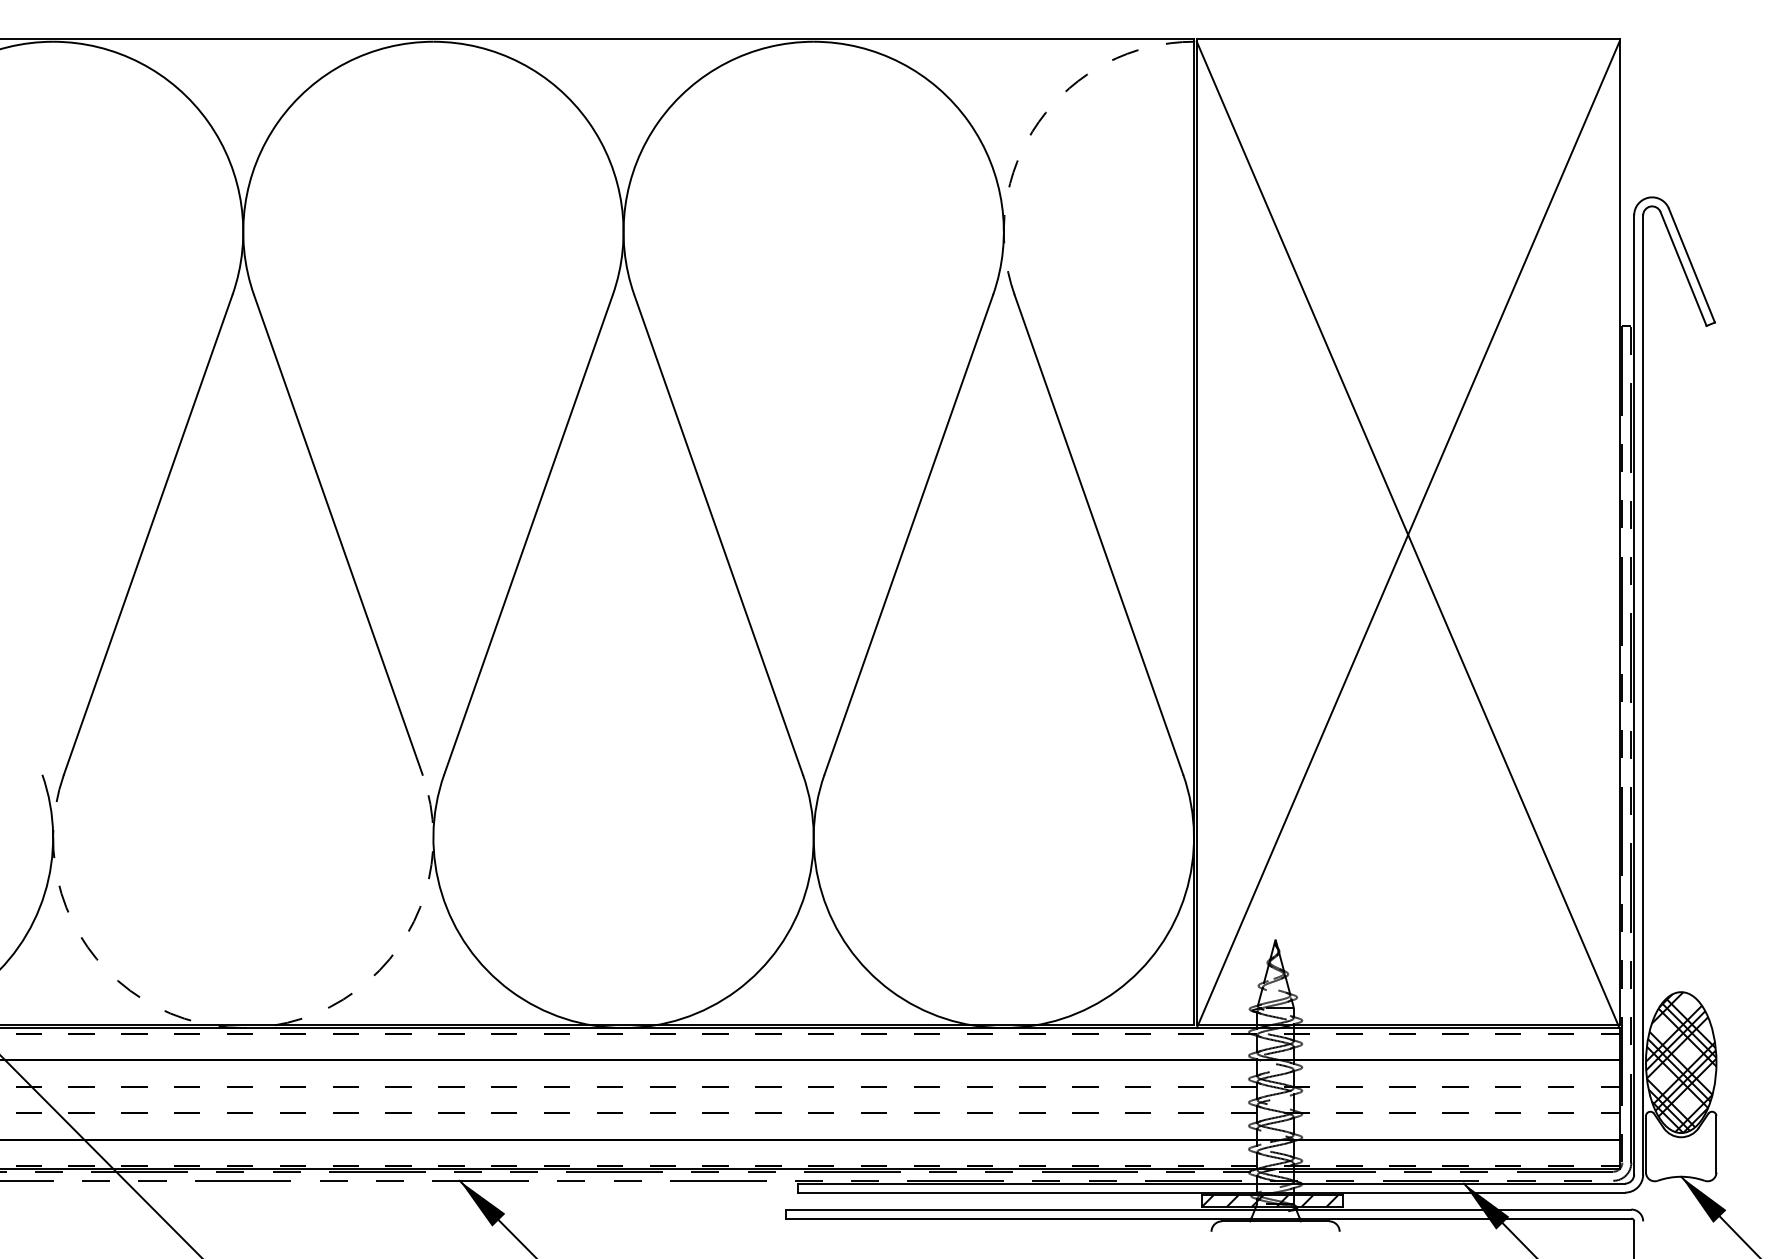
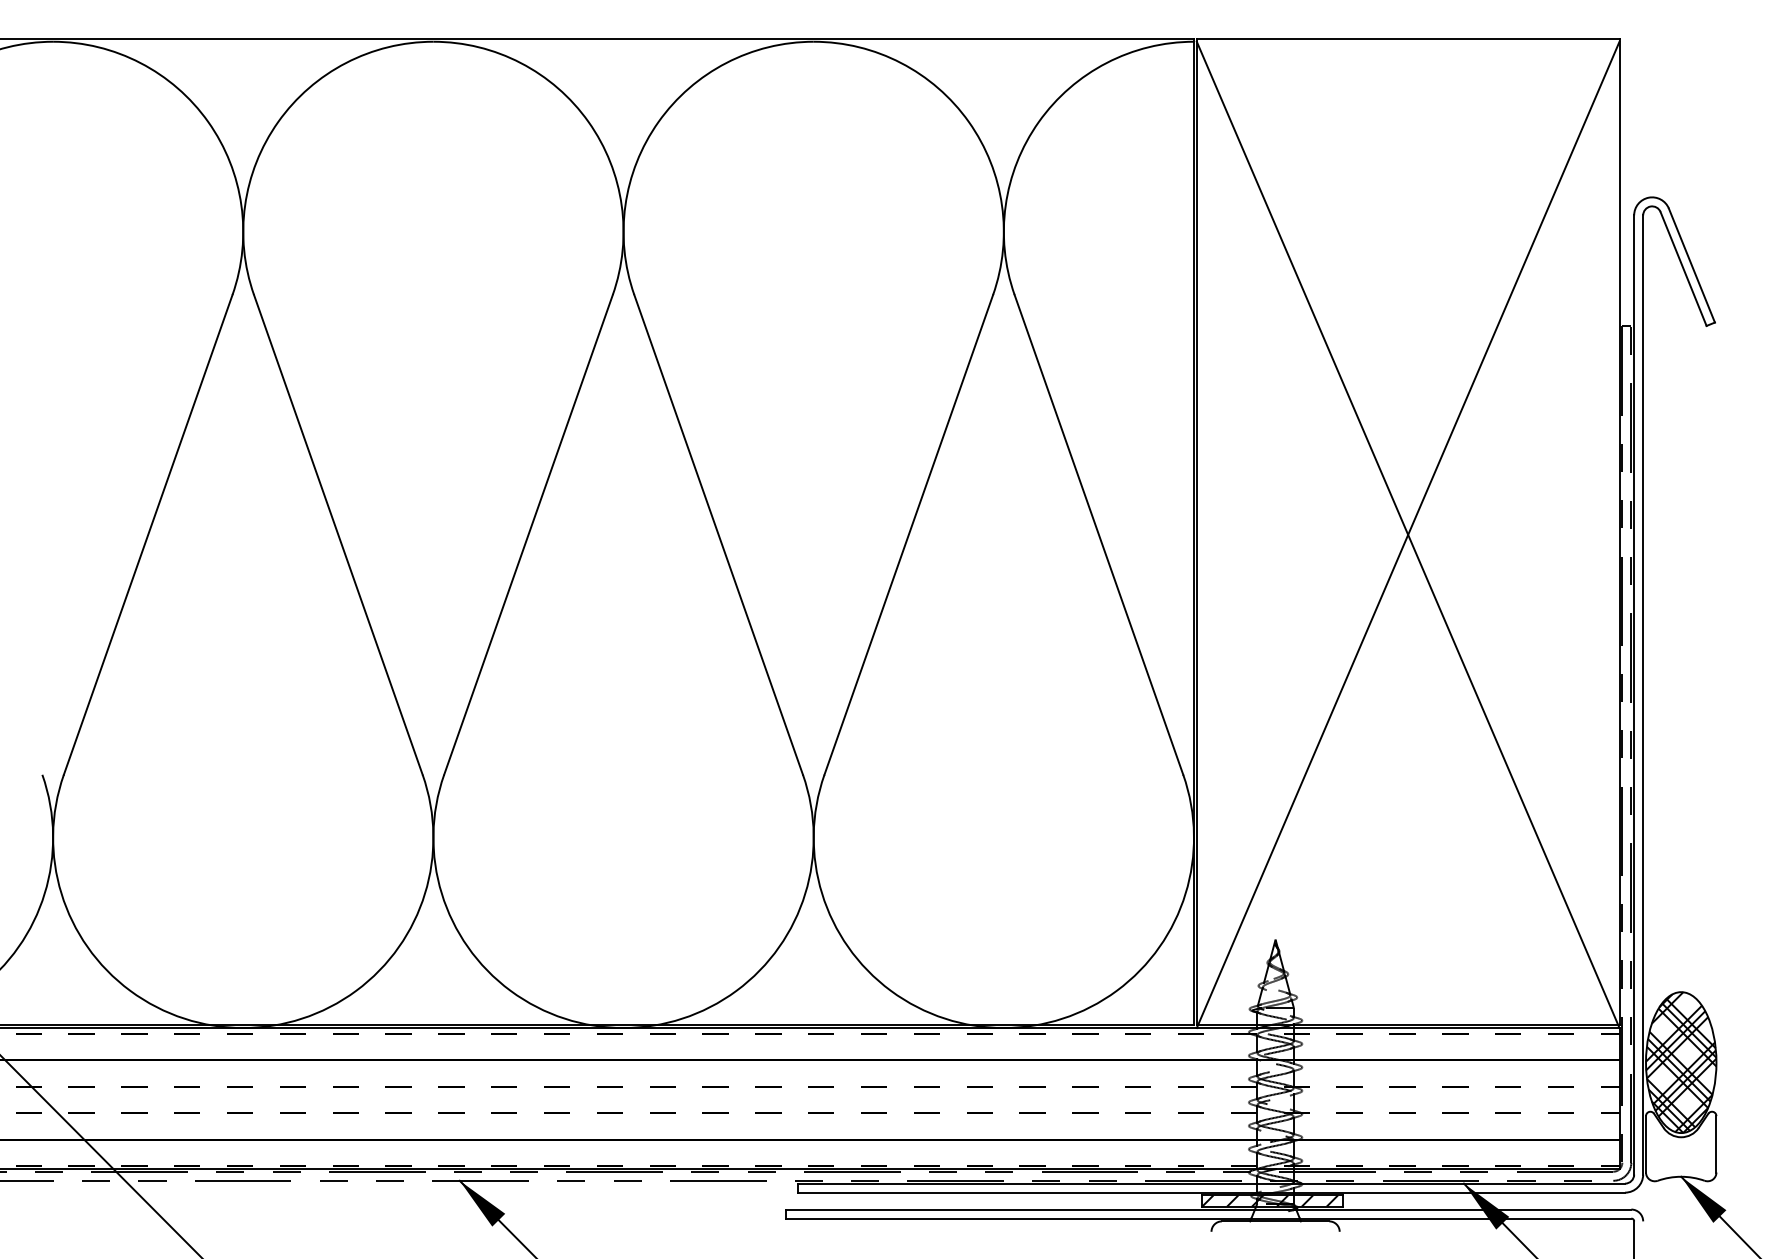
arc: dashed -> solid (1038, 121)
arc: dashed -> solid (243, 1028)
